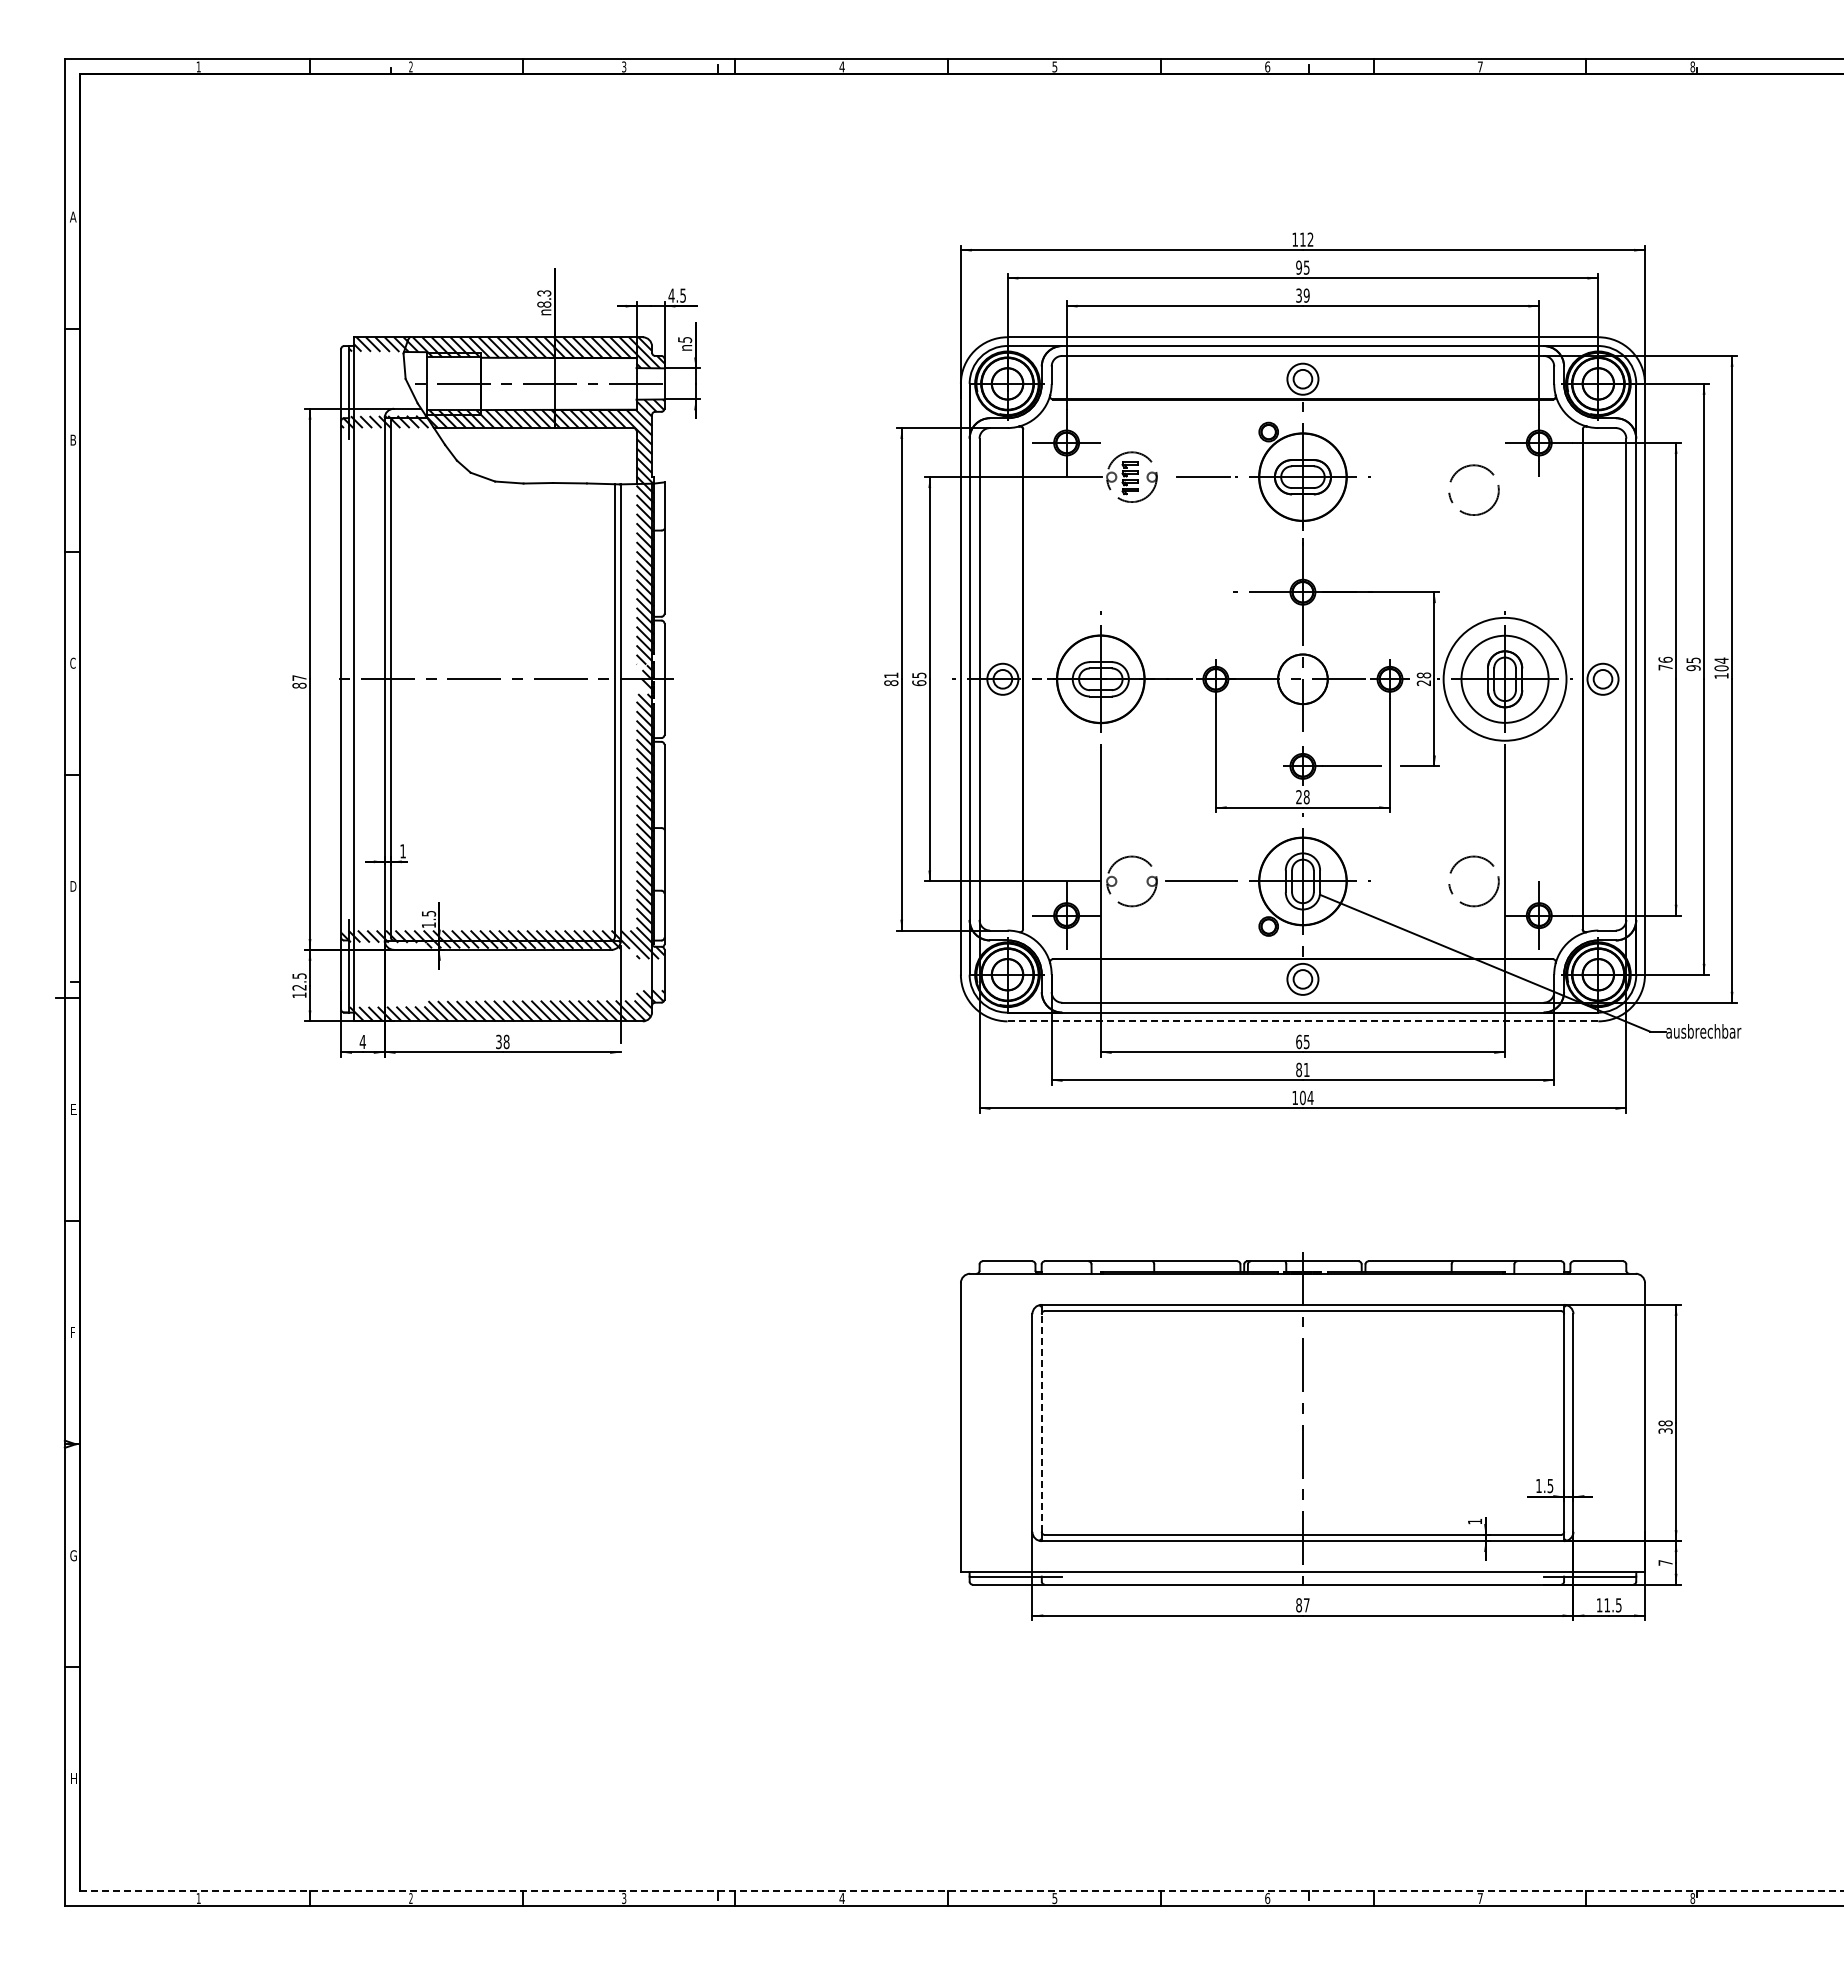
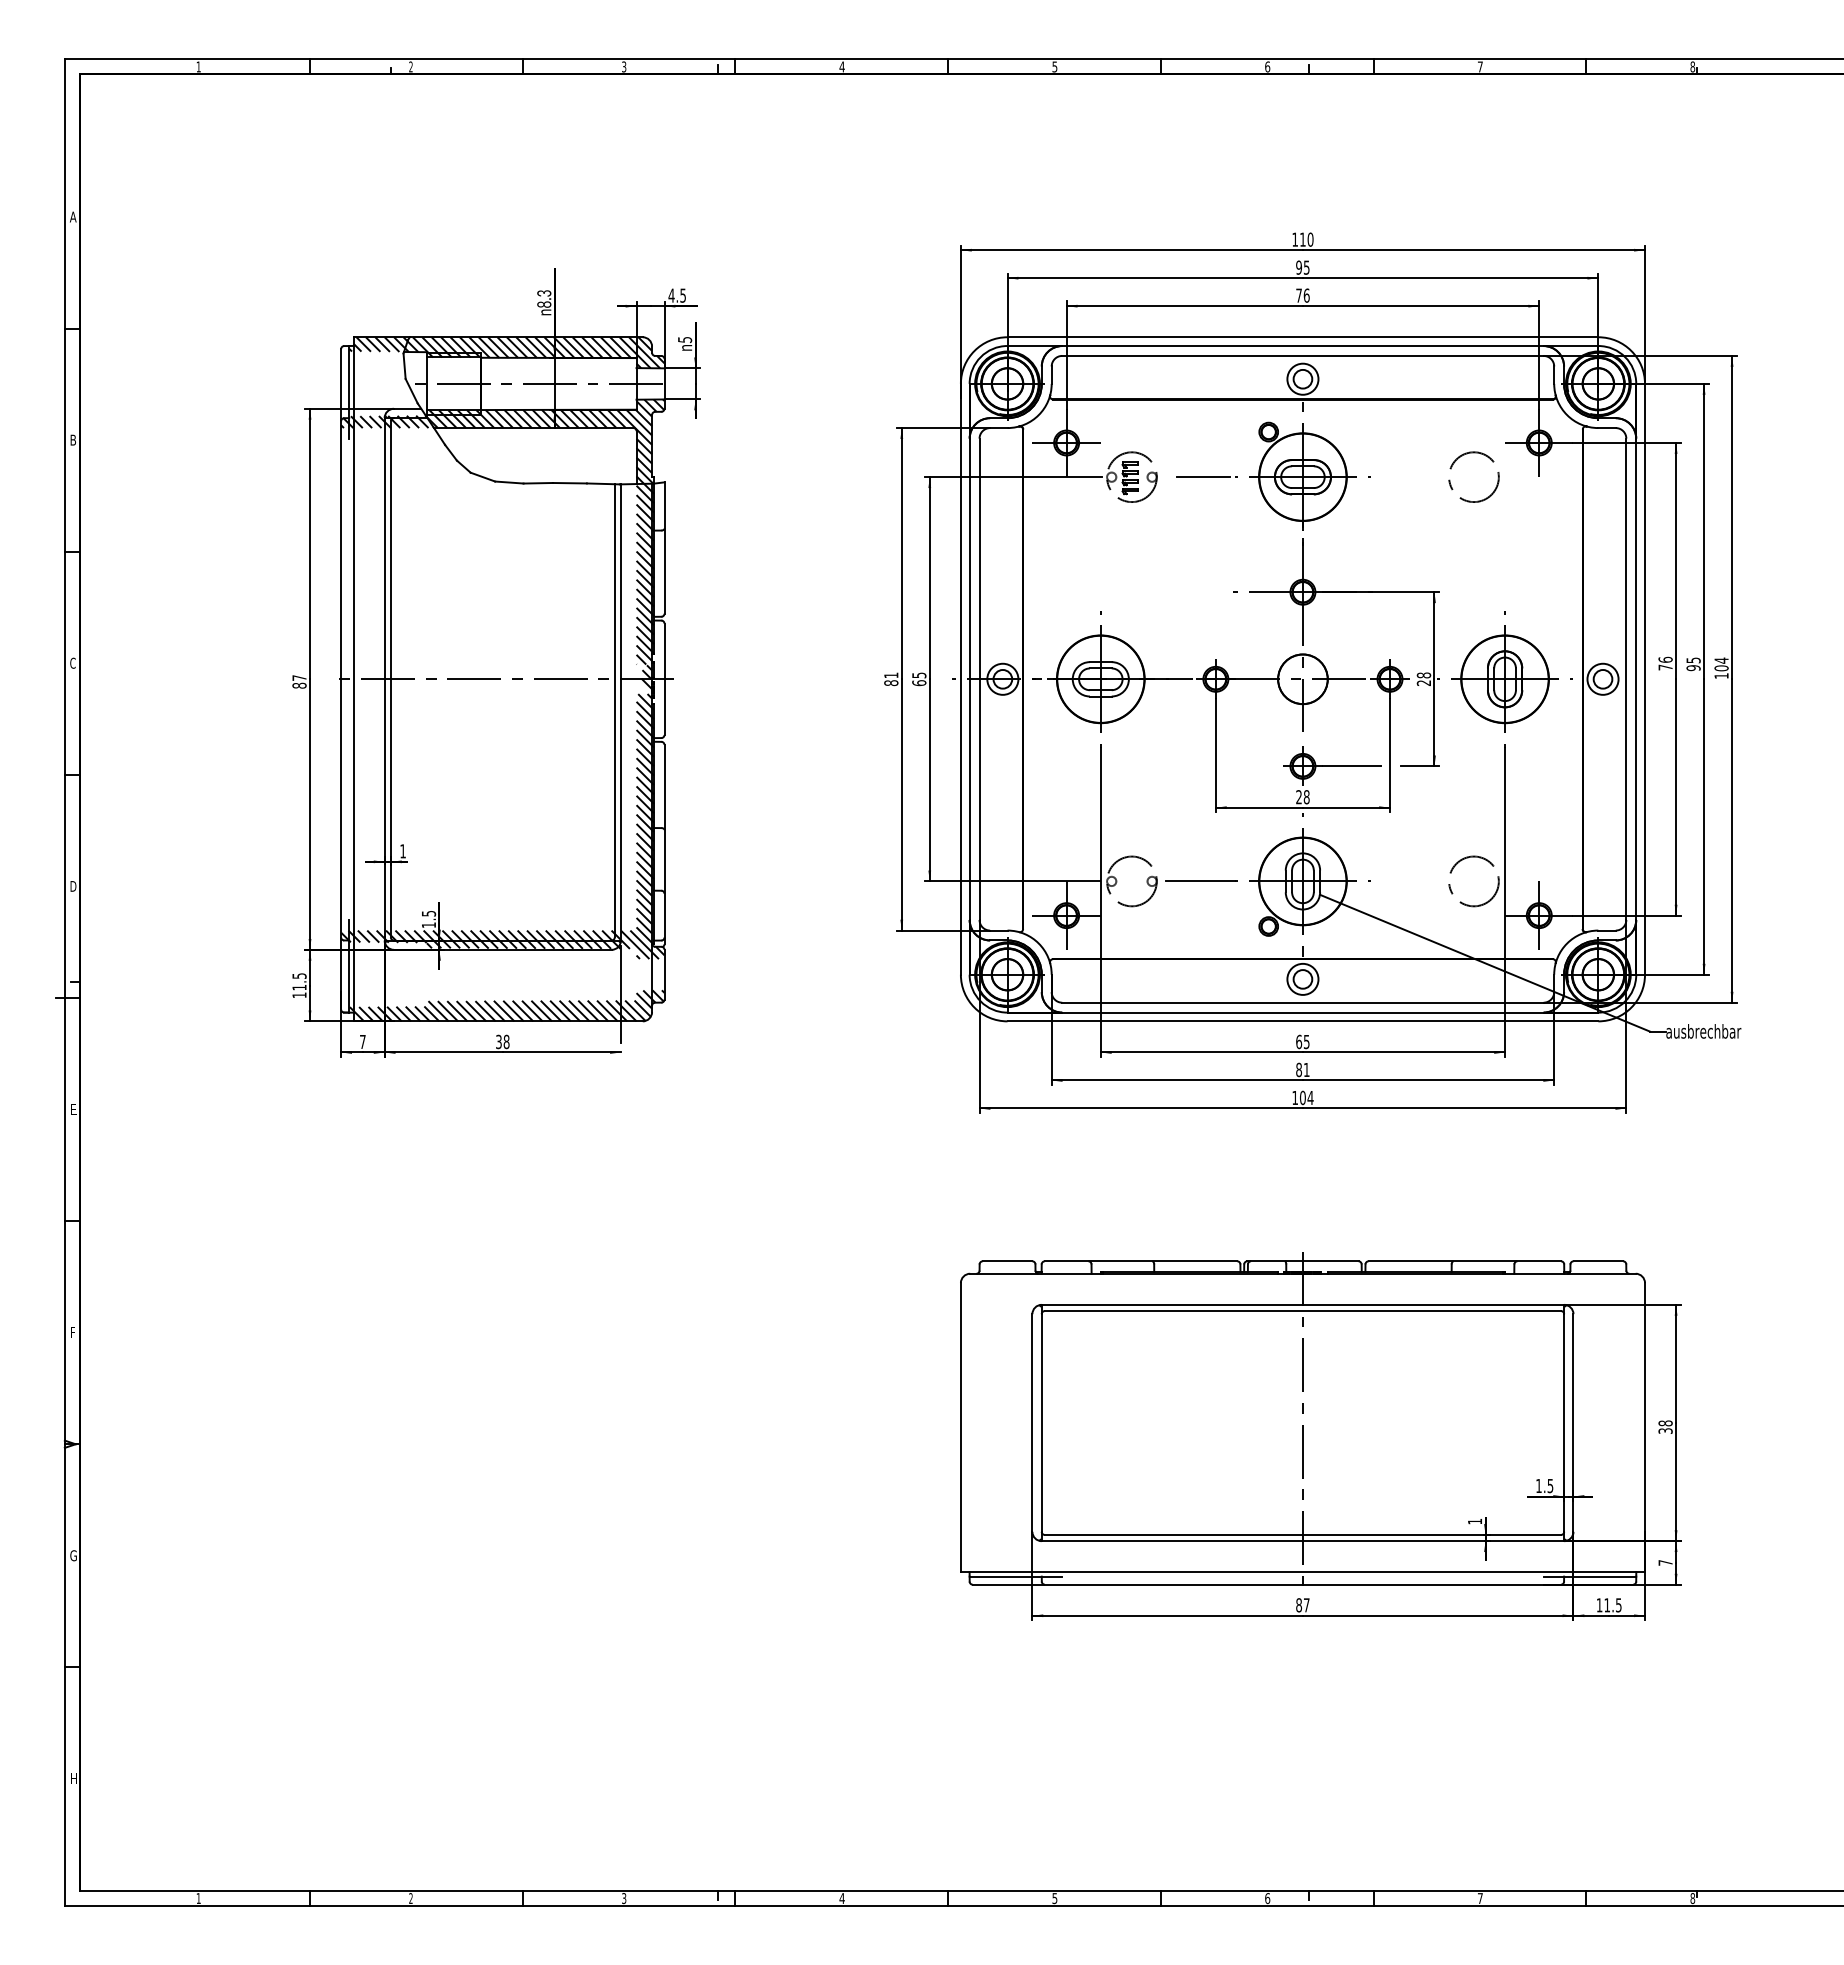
text: 112 -> 110 (1310, 239)
text: 39 -> 76 (1302, 295)
circle position: (1473, 489) -> (1473, 476) (1473, 476)
circle diameter: 123 px -> 88 px (1504, 679)
text: 12.5 -> 11.5 (299, 987)
line: dashed -> solid (1303, 1021)
text: 4 -> 7 (362, 1041)
line: dashed -> solid (1041, 1423)
line: dashed -> solid (962, 1890)
